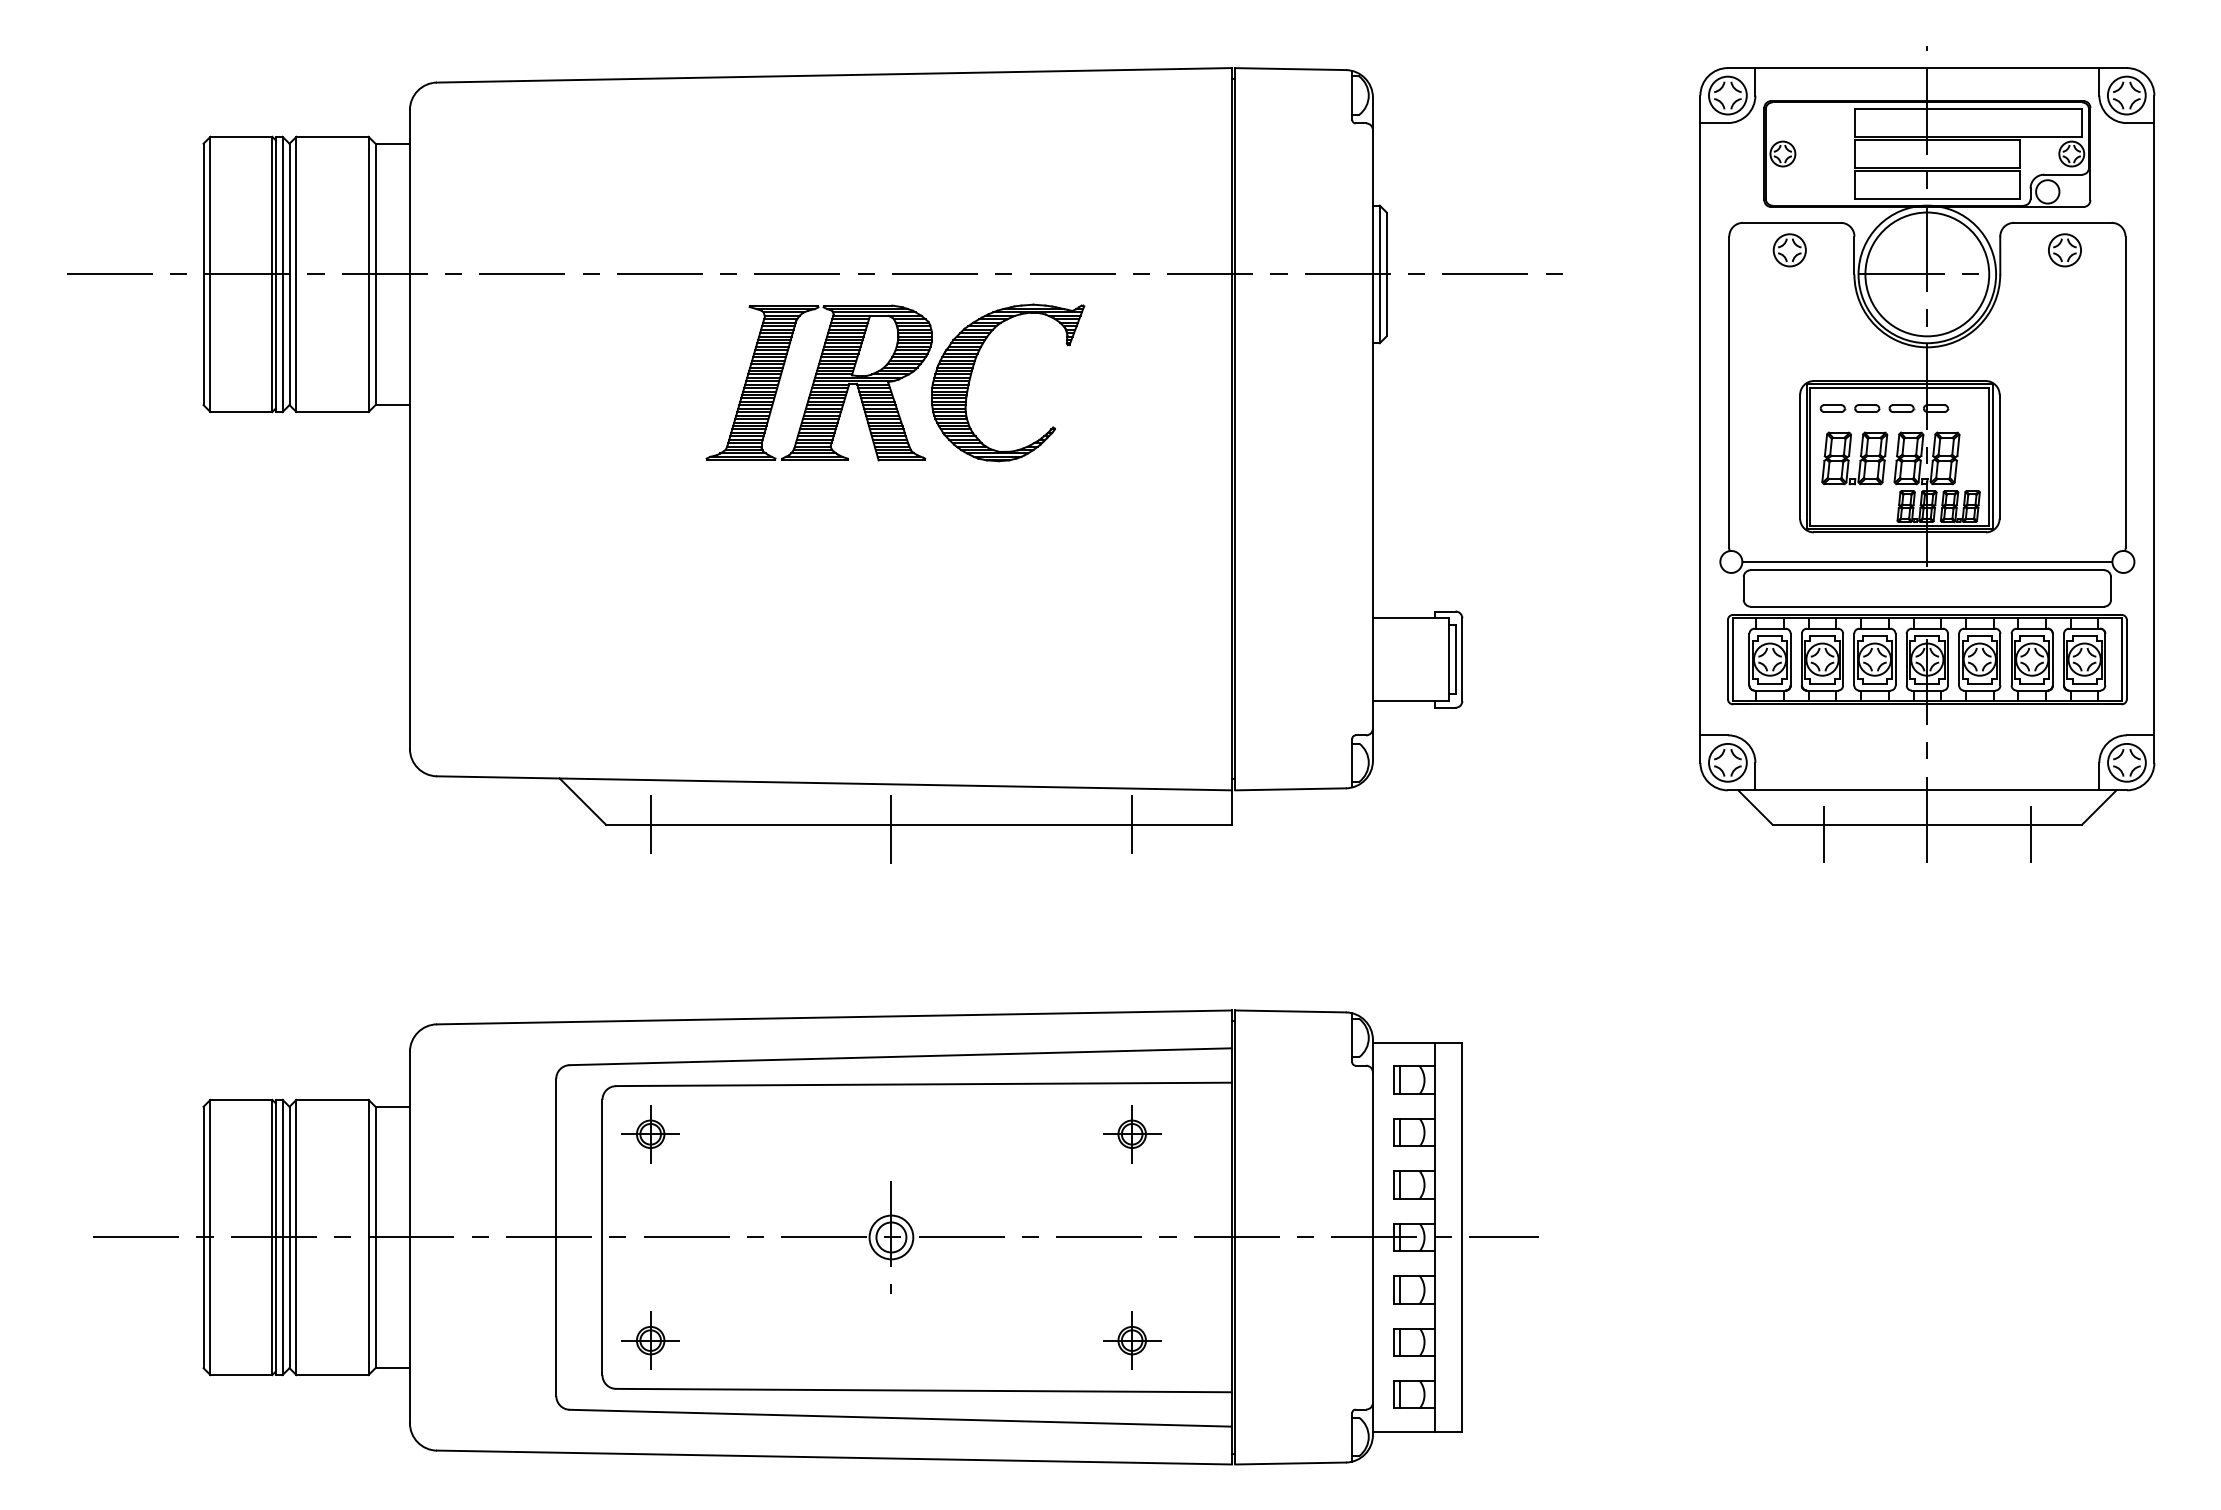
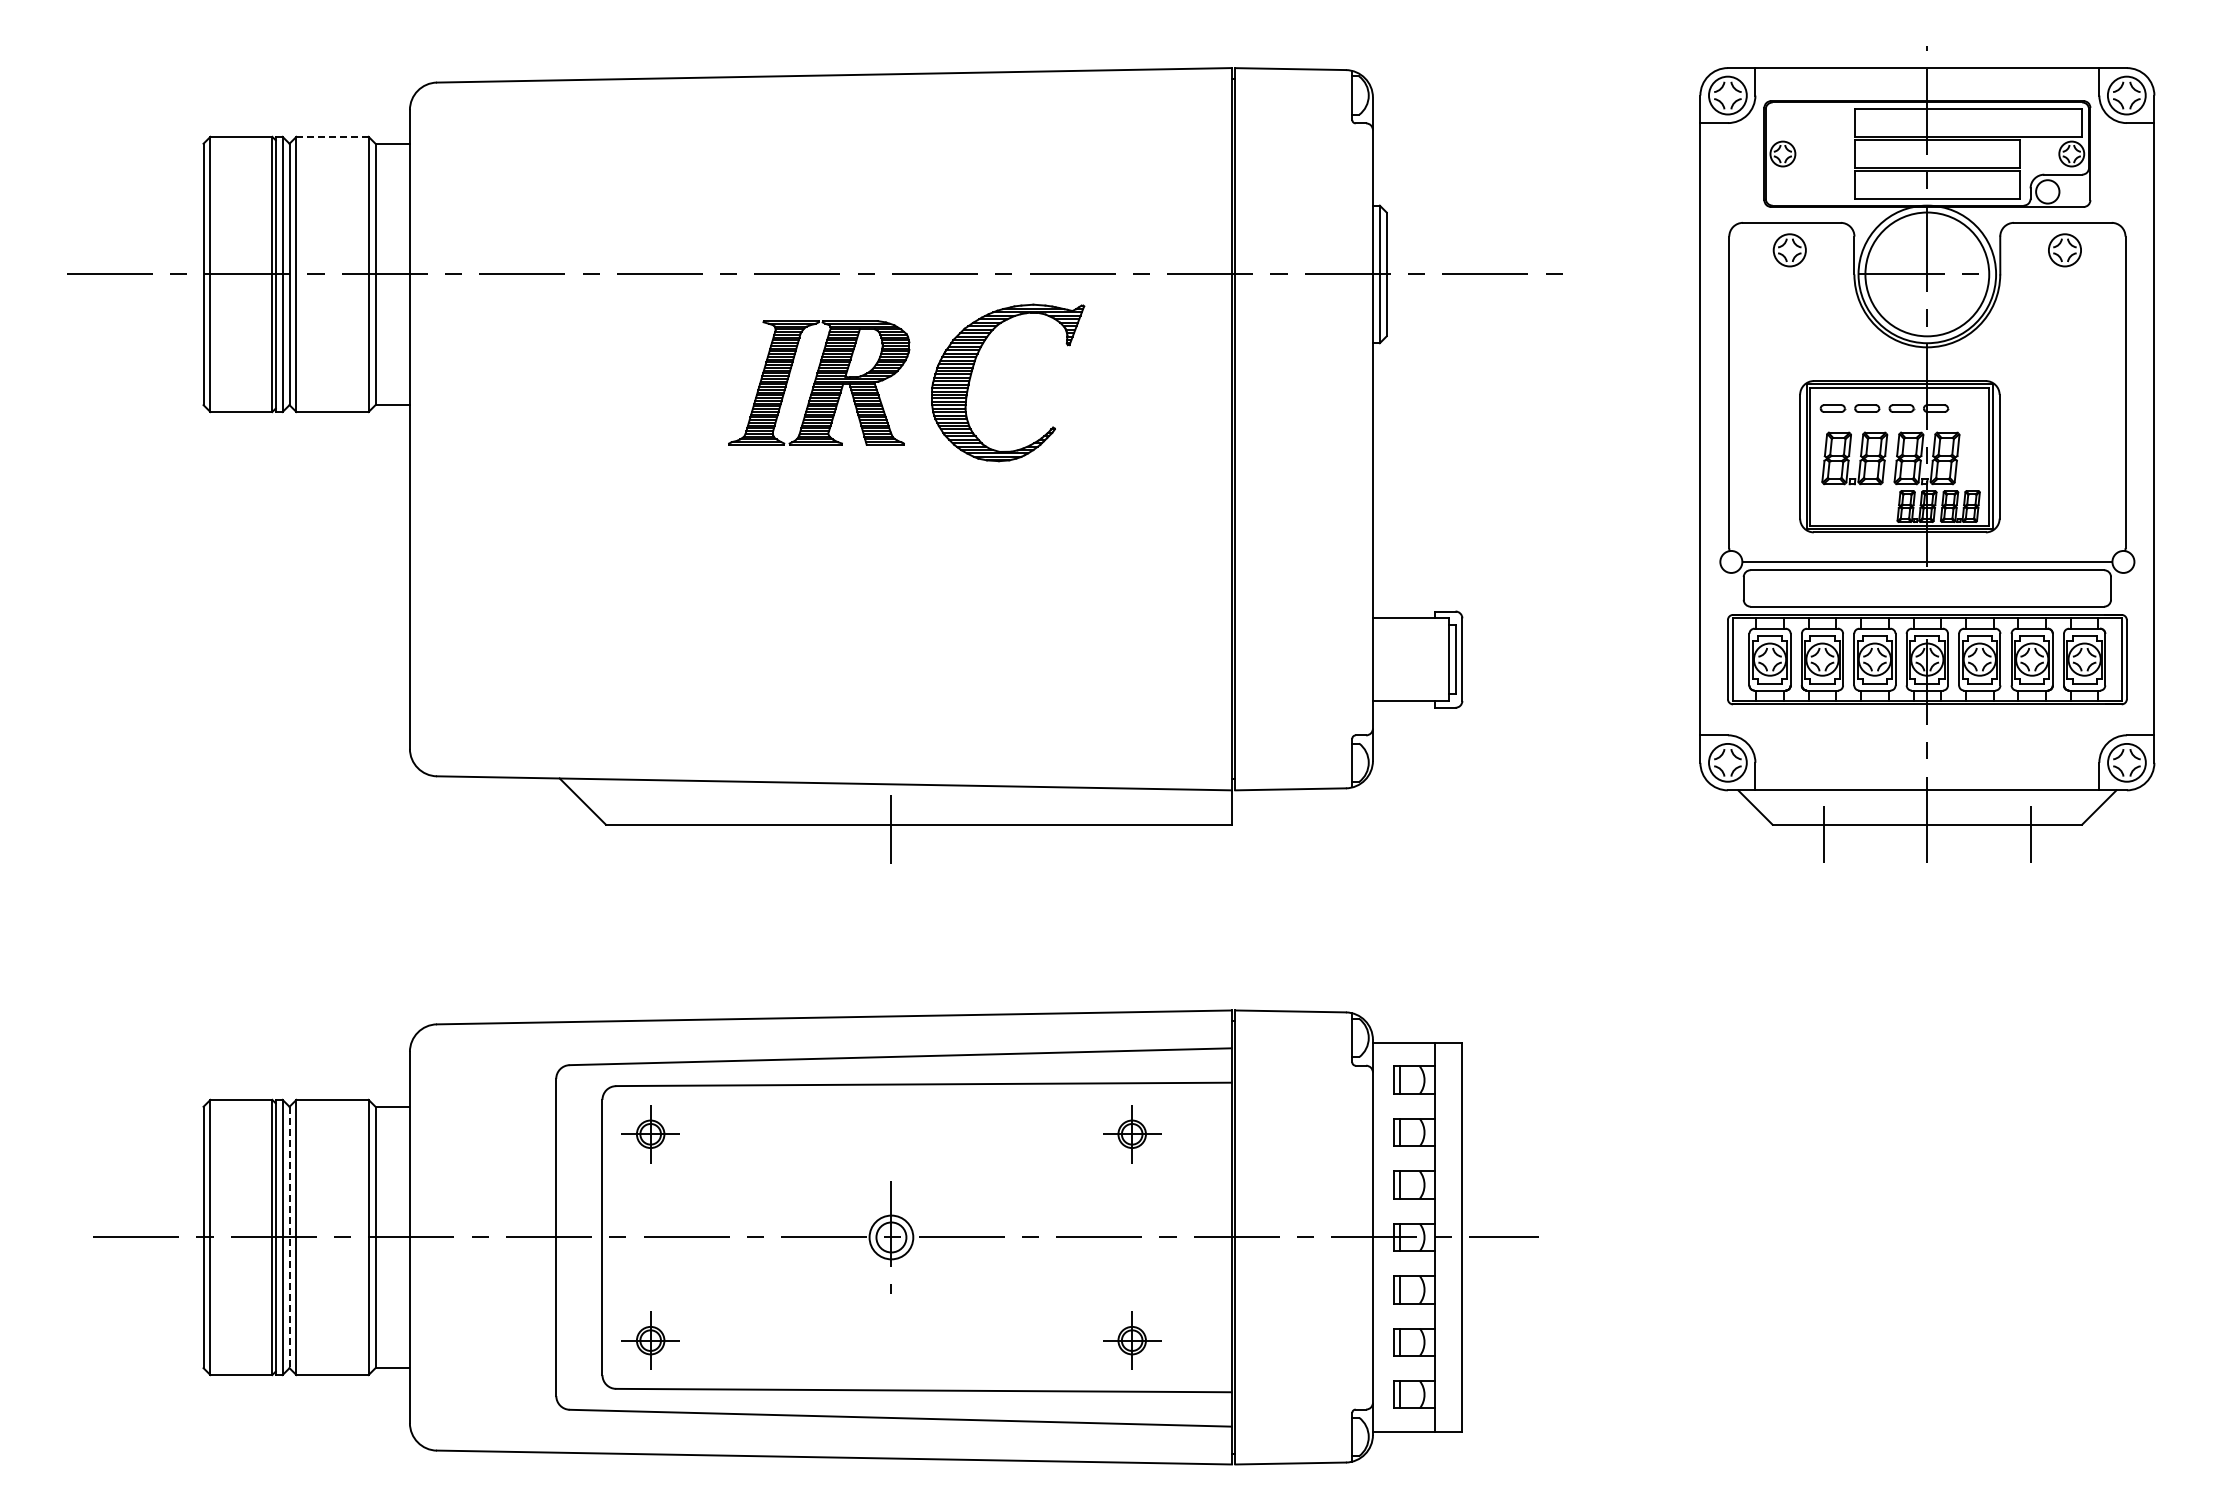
line: solid -> dashed (332, 136)
part size: 228x158 px -> 183x126 px (819, 382)
line: present -> none (650, 824)
line: present -> none (1132, 824)
line: solid -> dashed (289, 1237)
